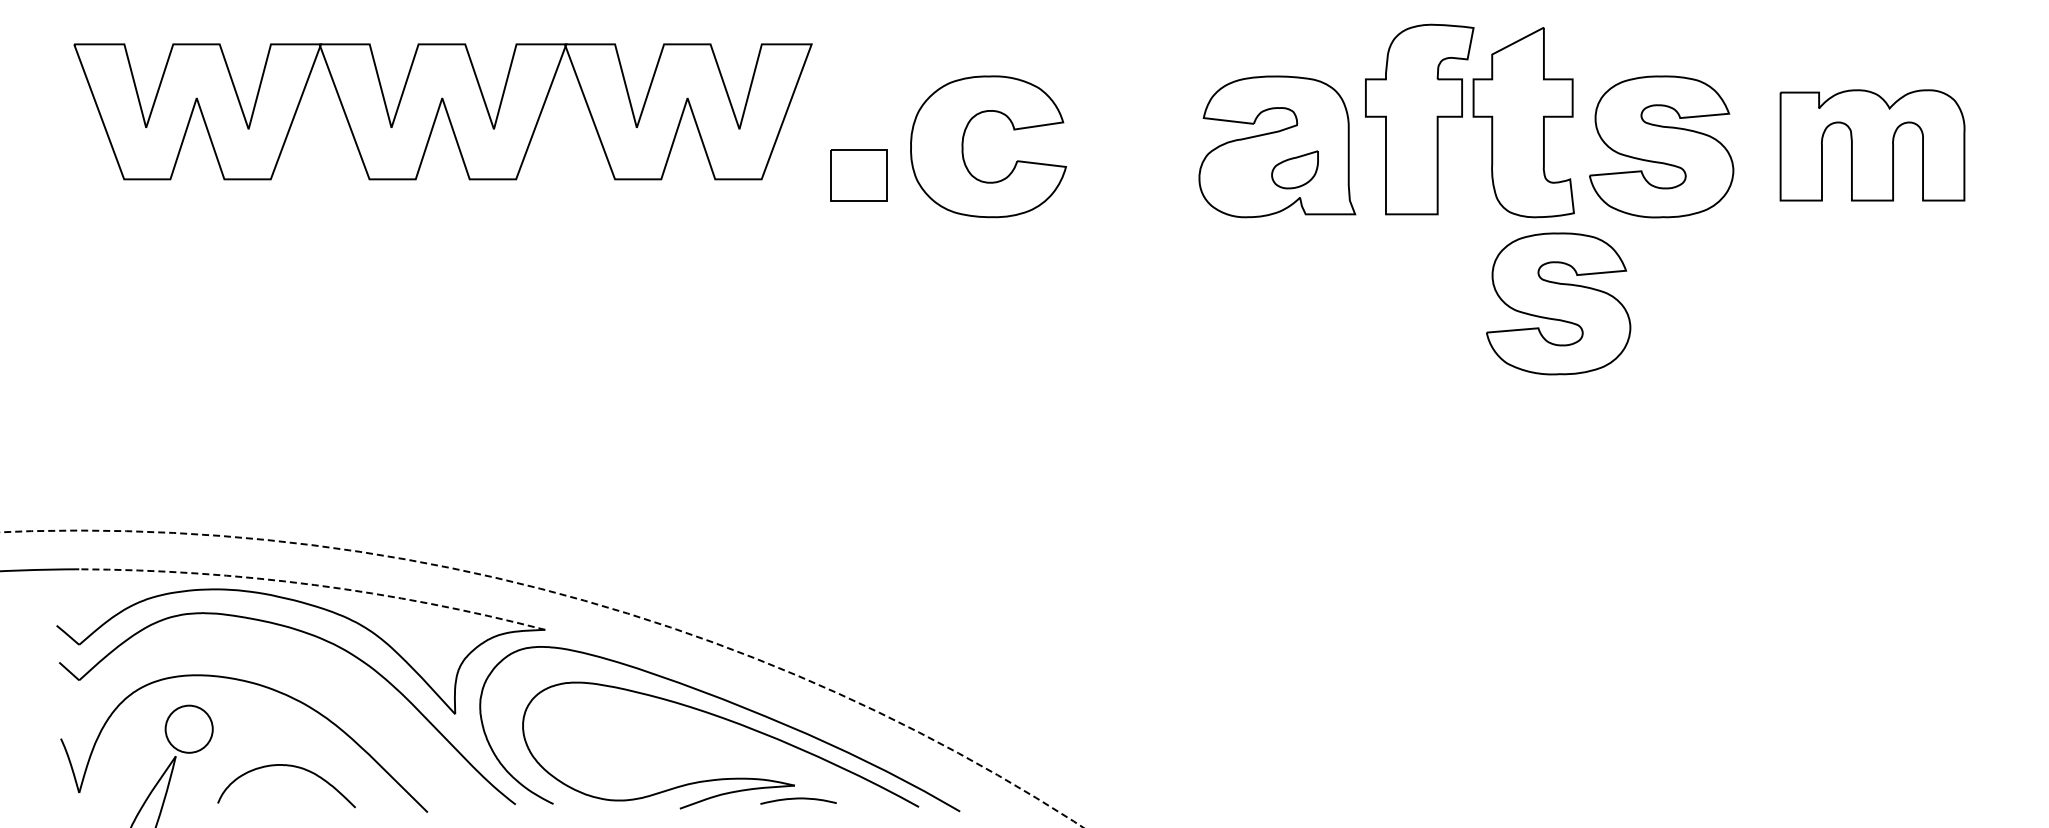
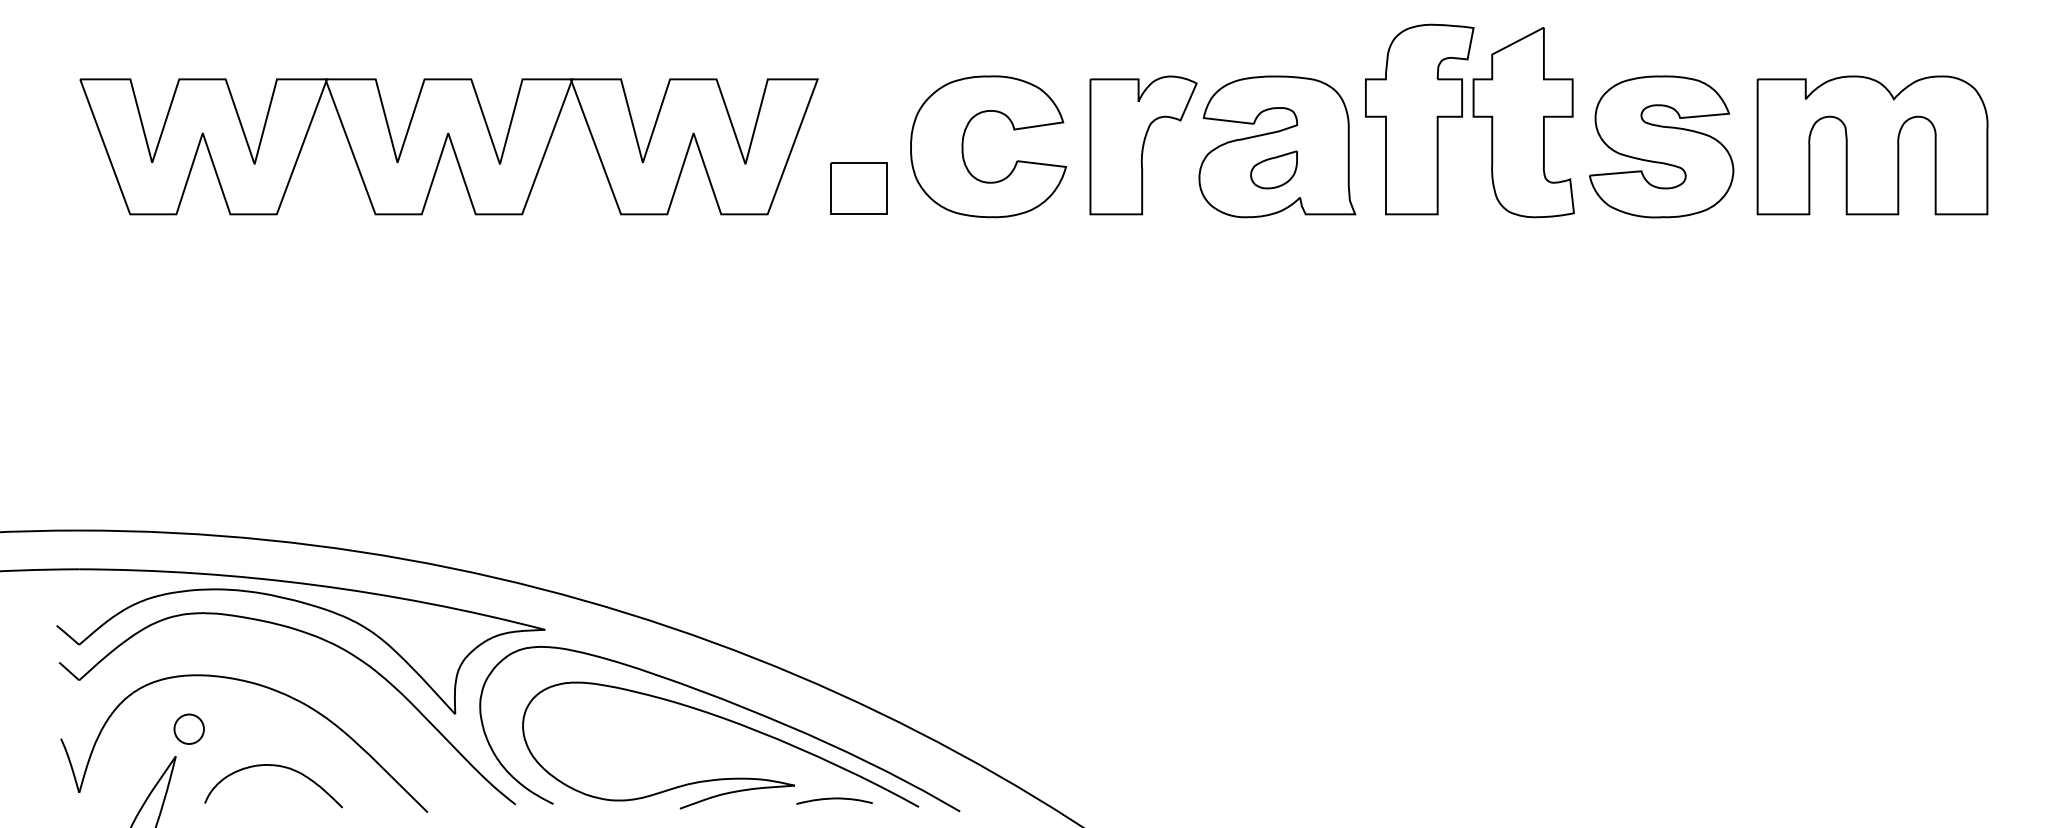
part position: (442, 111) -> (448, 146) (448, 146)
part: none -> present (1143, 145)
part size: 187x113 px -> 233x141 px (1872, 145)
part position: (1294, 169) -> (1273, 169) (1273, 169)
part position: (858, 175) -> (858, 188) (858, 188)
part: present -> none (1558, 303)
arc: dashed -> solid (314, 584)
circle: dashed -> solid (541, 678)
circle diameter: 47 px -> 29 px (188, 728)
curve position: (286, 766) -> (273, 766) (273, 766)
curve position: (798, 799) -> (834, 799) (834, 799)
